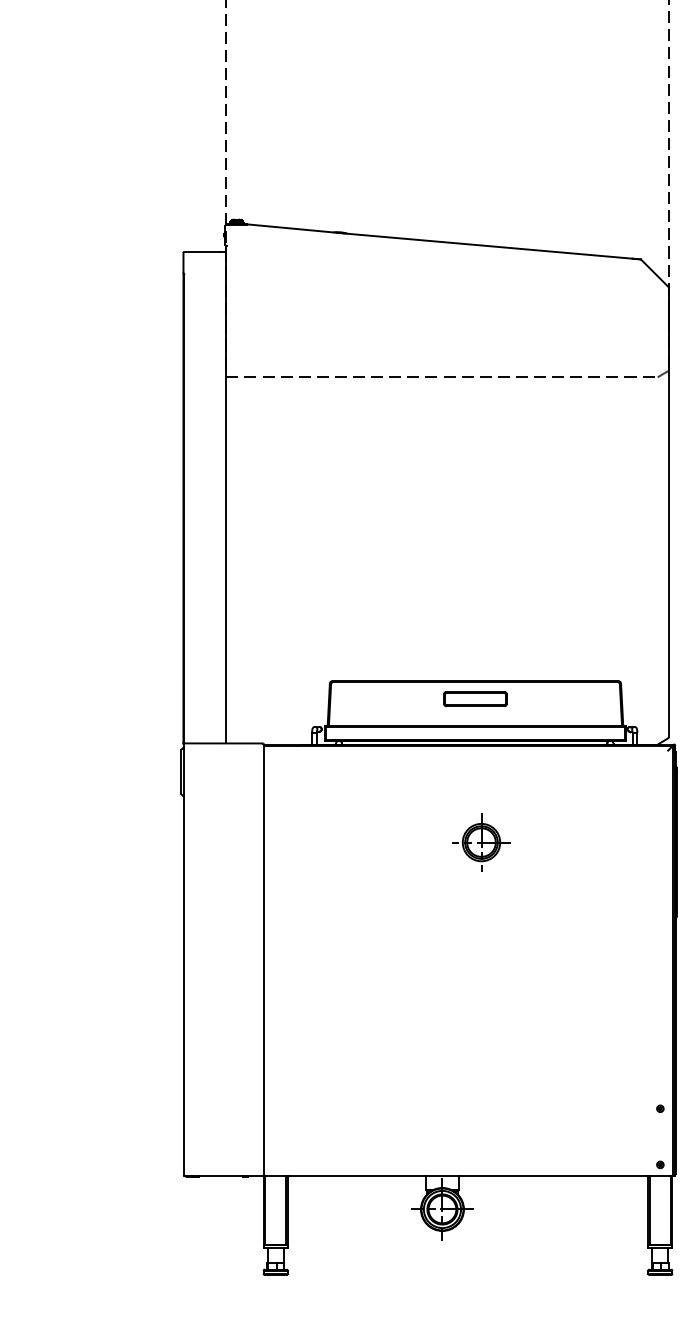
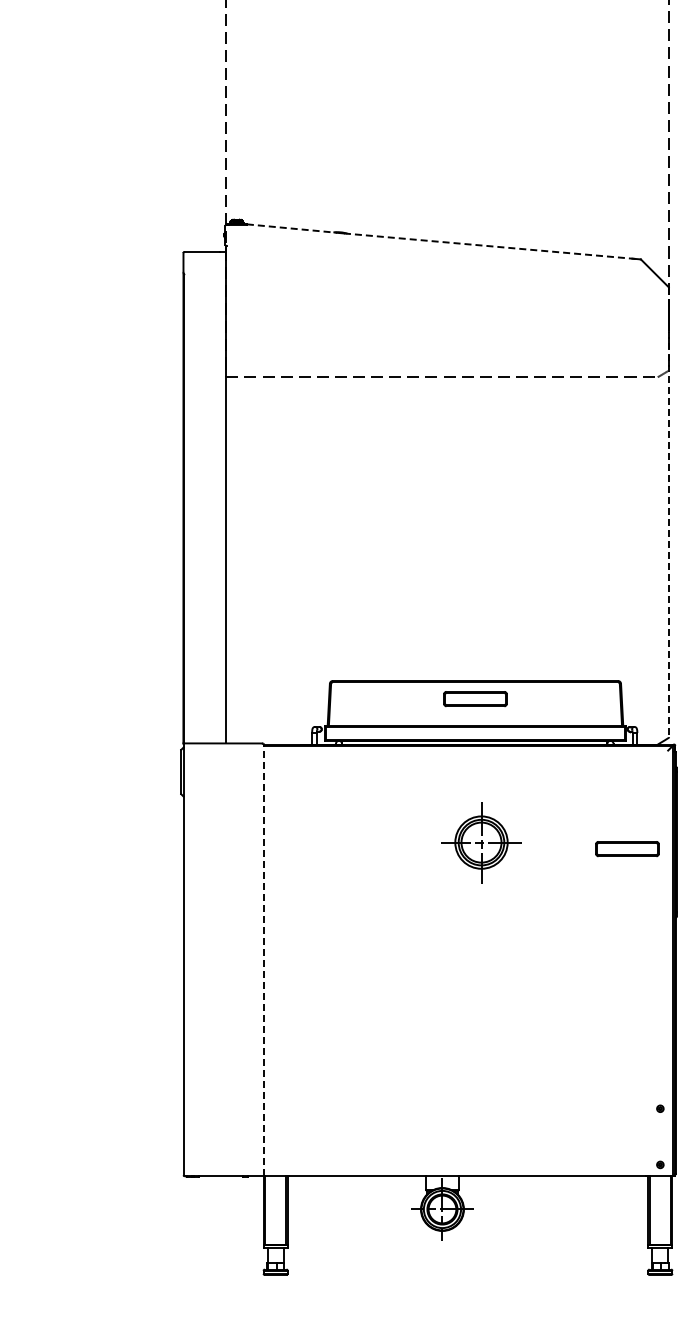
line: solid -> dashed (292, 228)
line: solid -> dashed (492, 246)
line: solid -> dashed (669, 512)
part size: 59x59 px -> 81x82 px (481, 842)
part: none -> present (627, 849)
line: solid -> dashed (264, 960)
